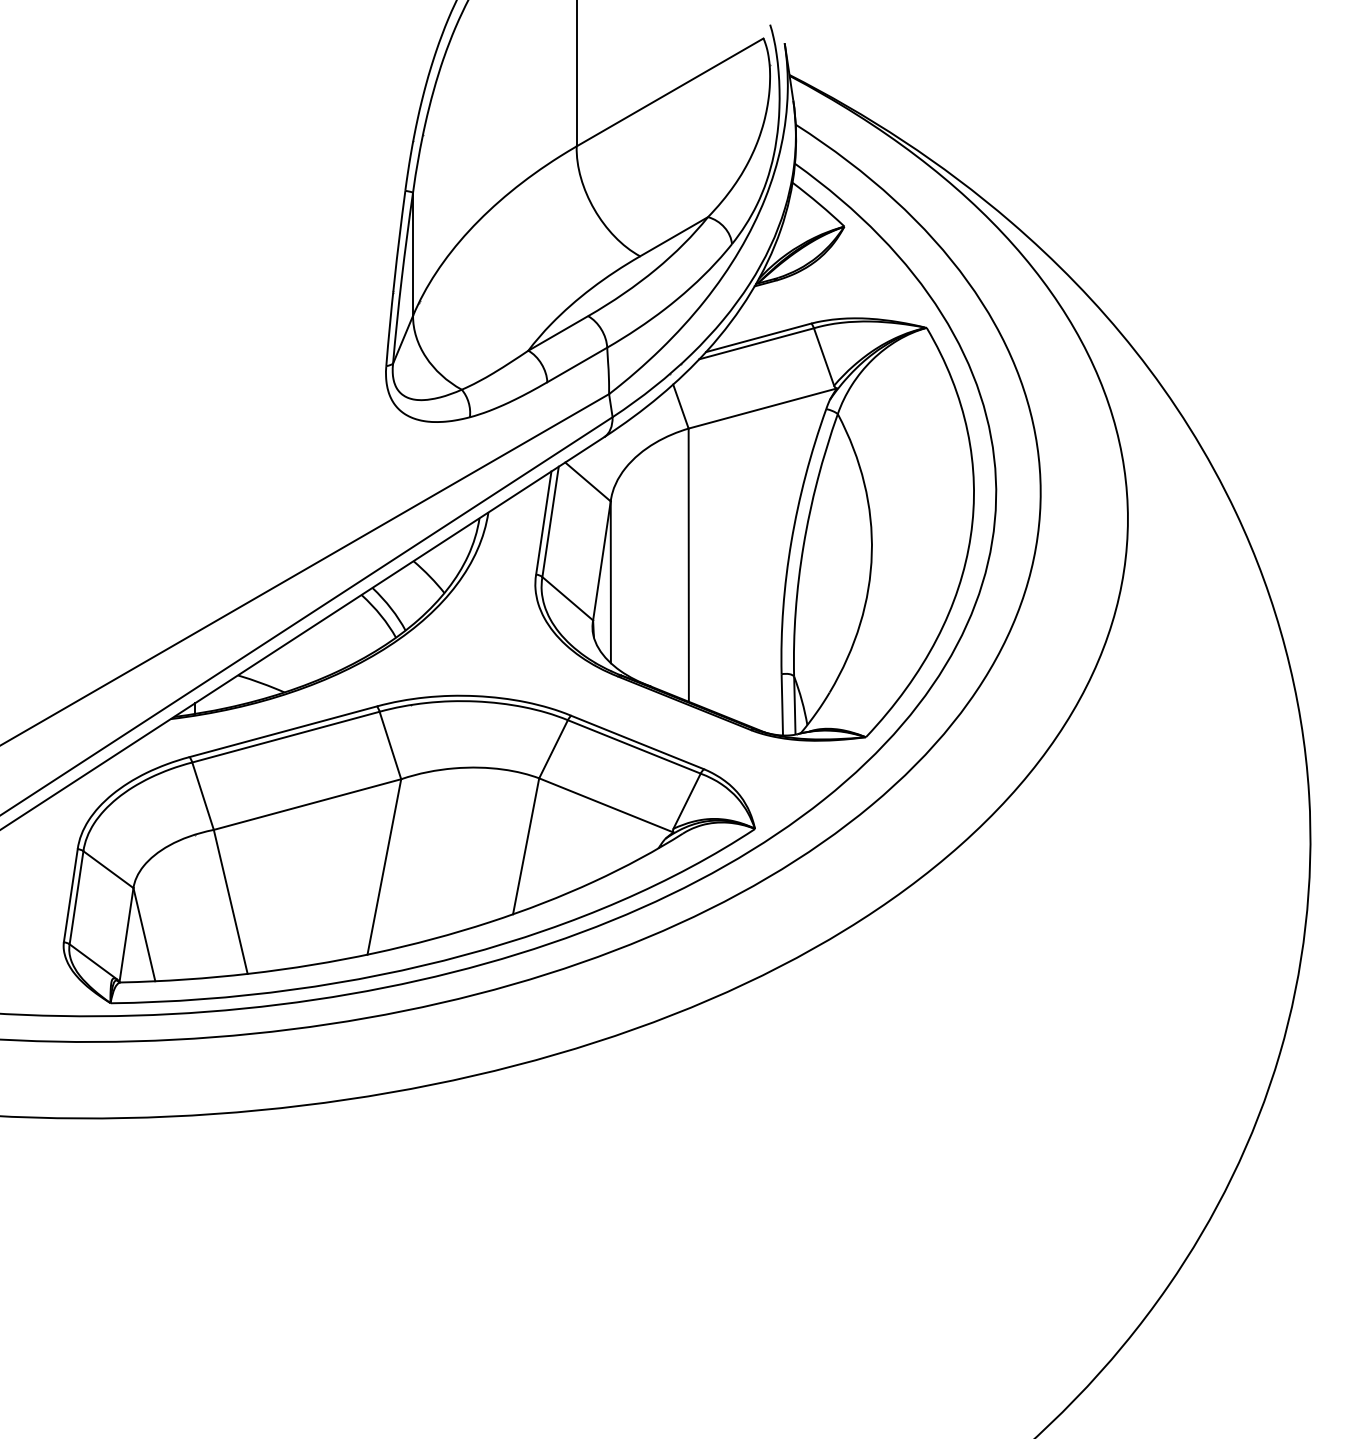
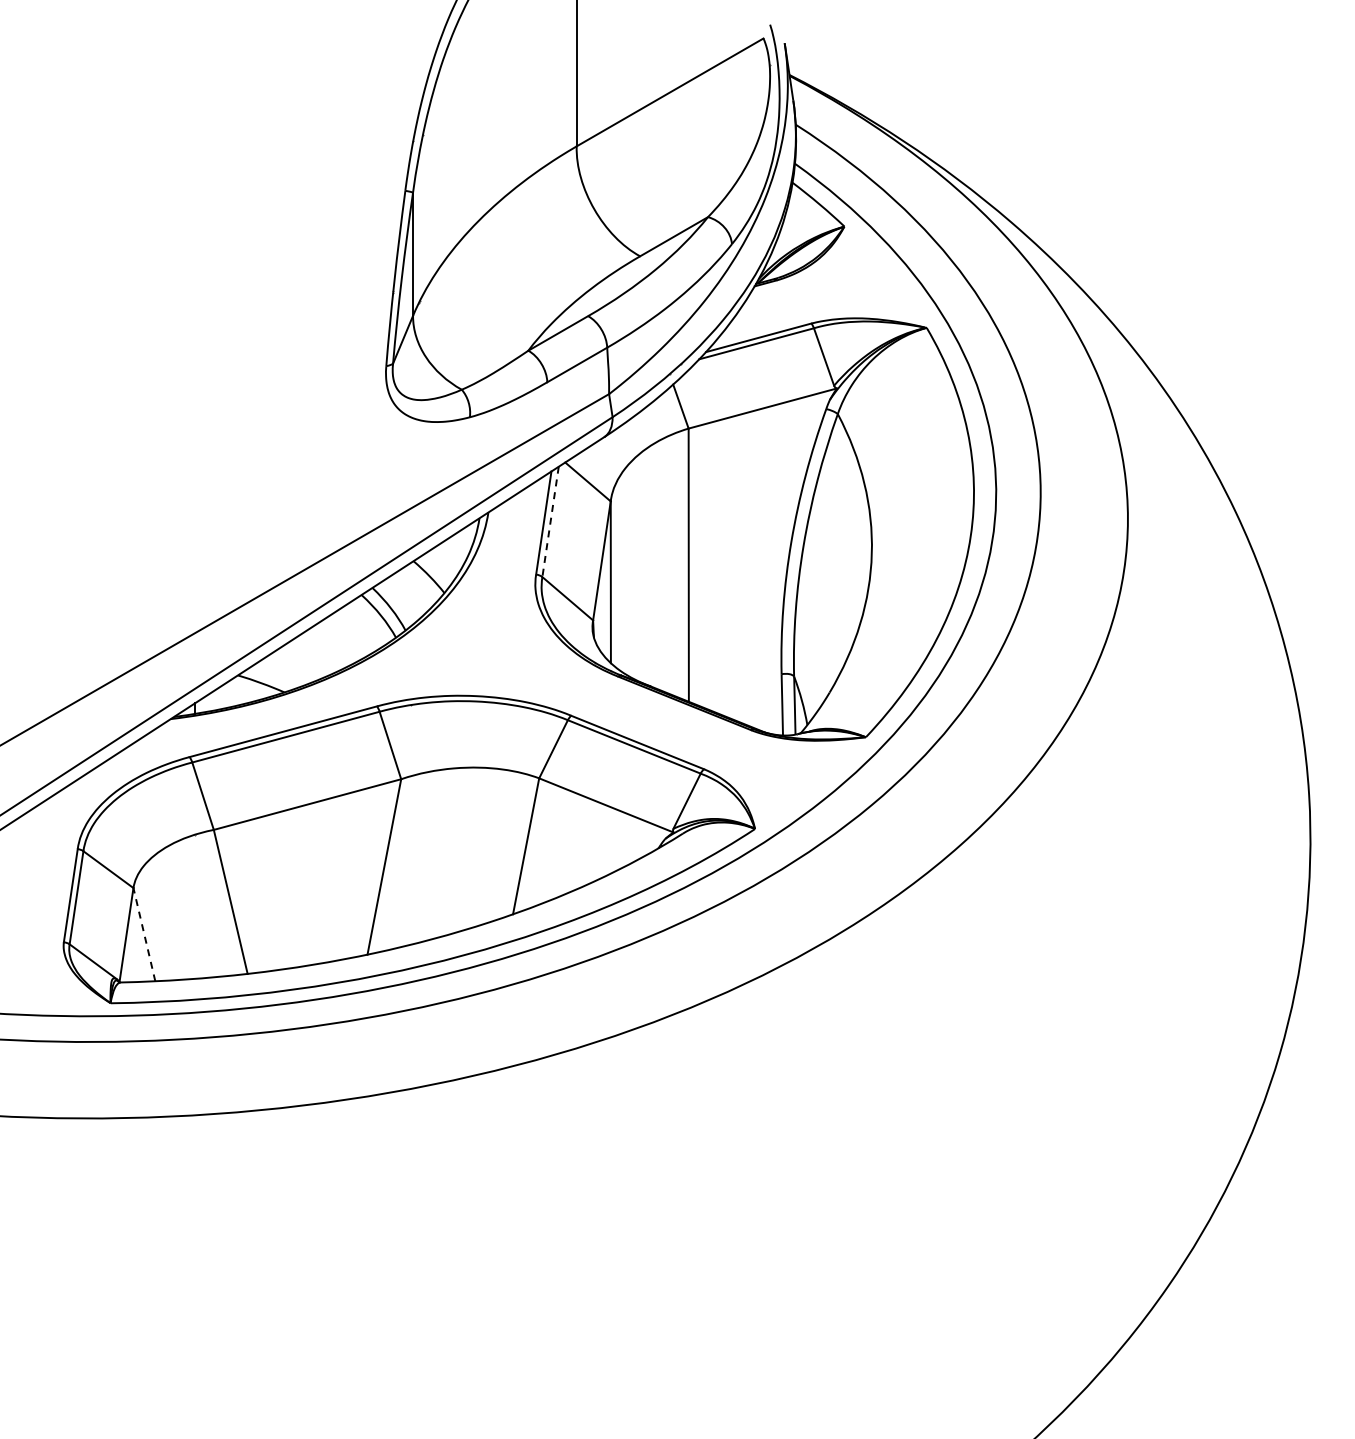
line: solid -> dashed (550, 521)
line: solid -> dashed (144, 934)
